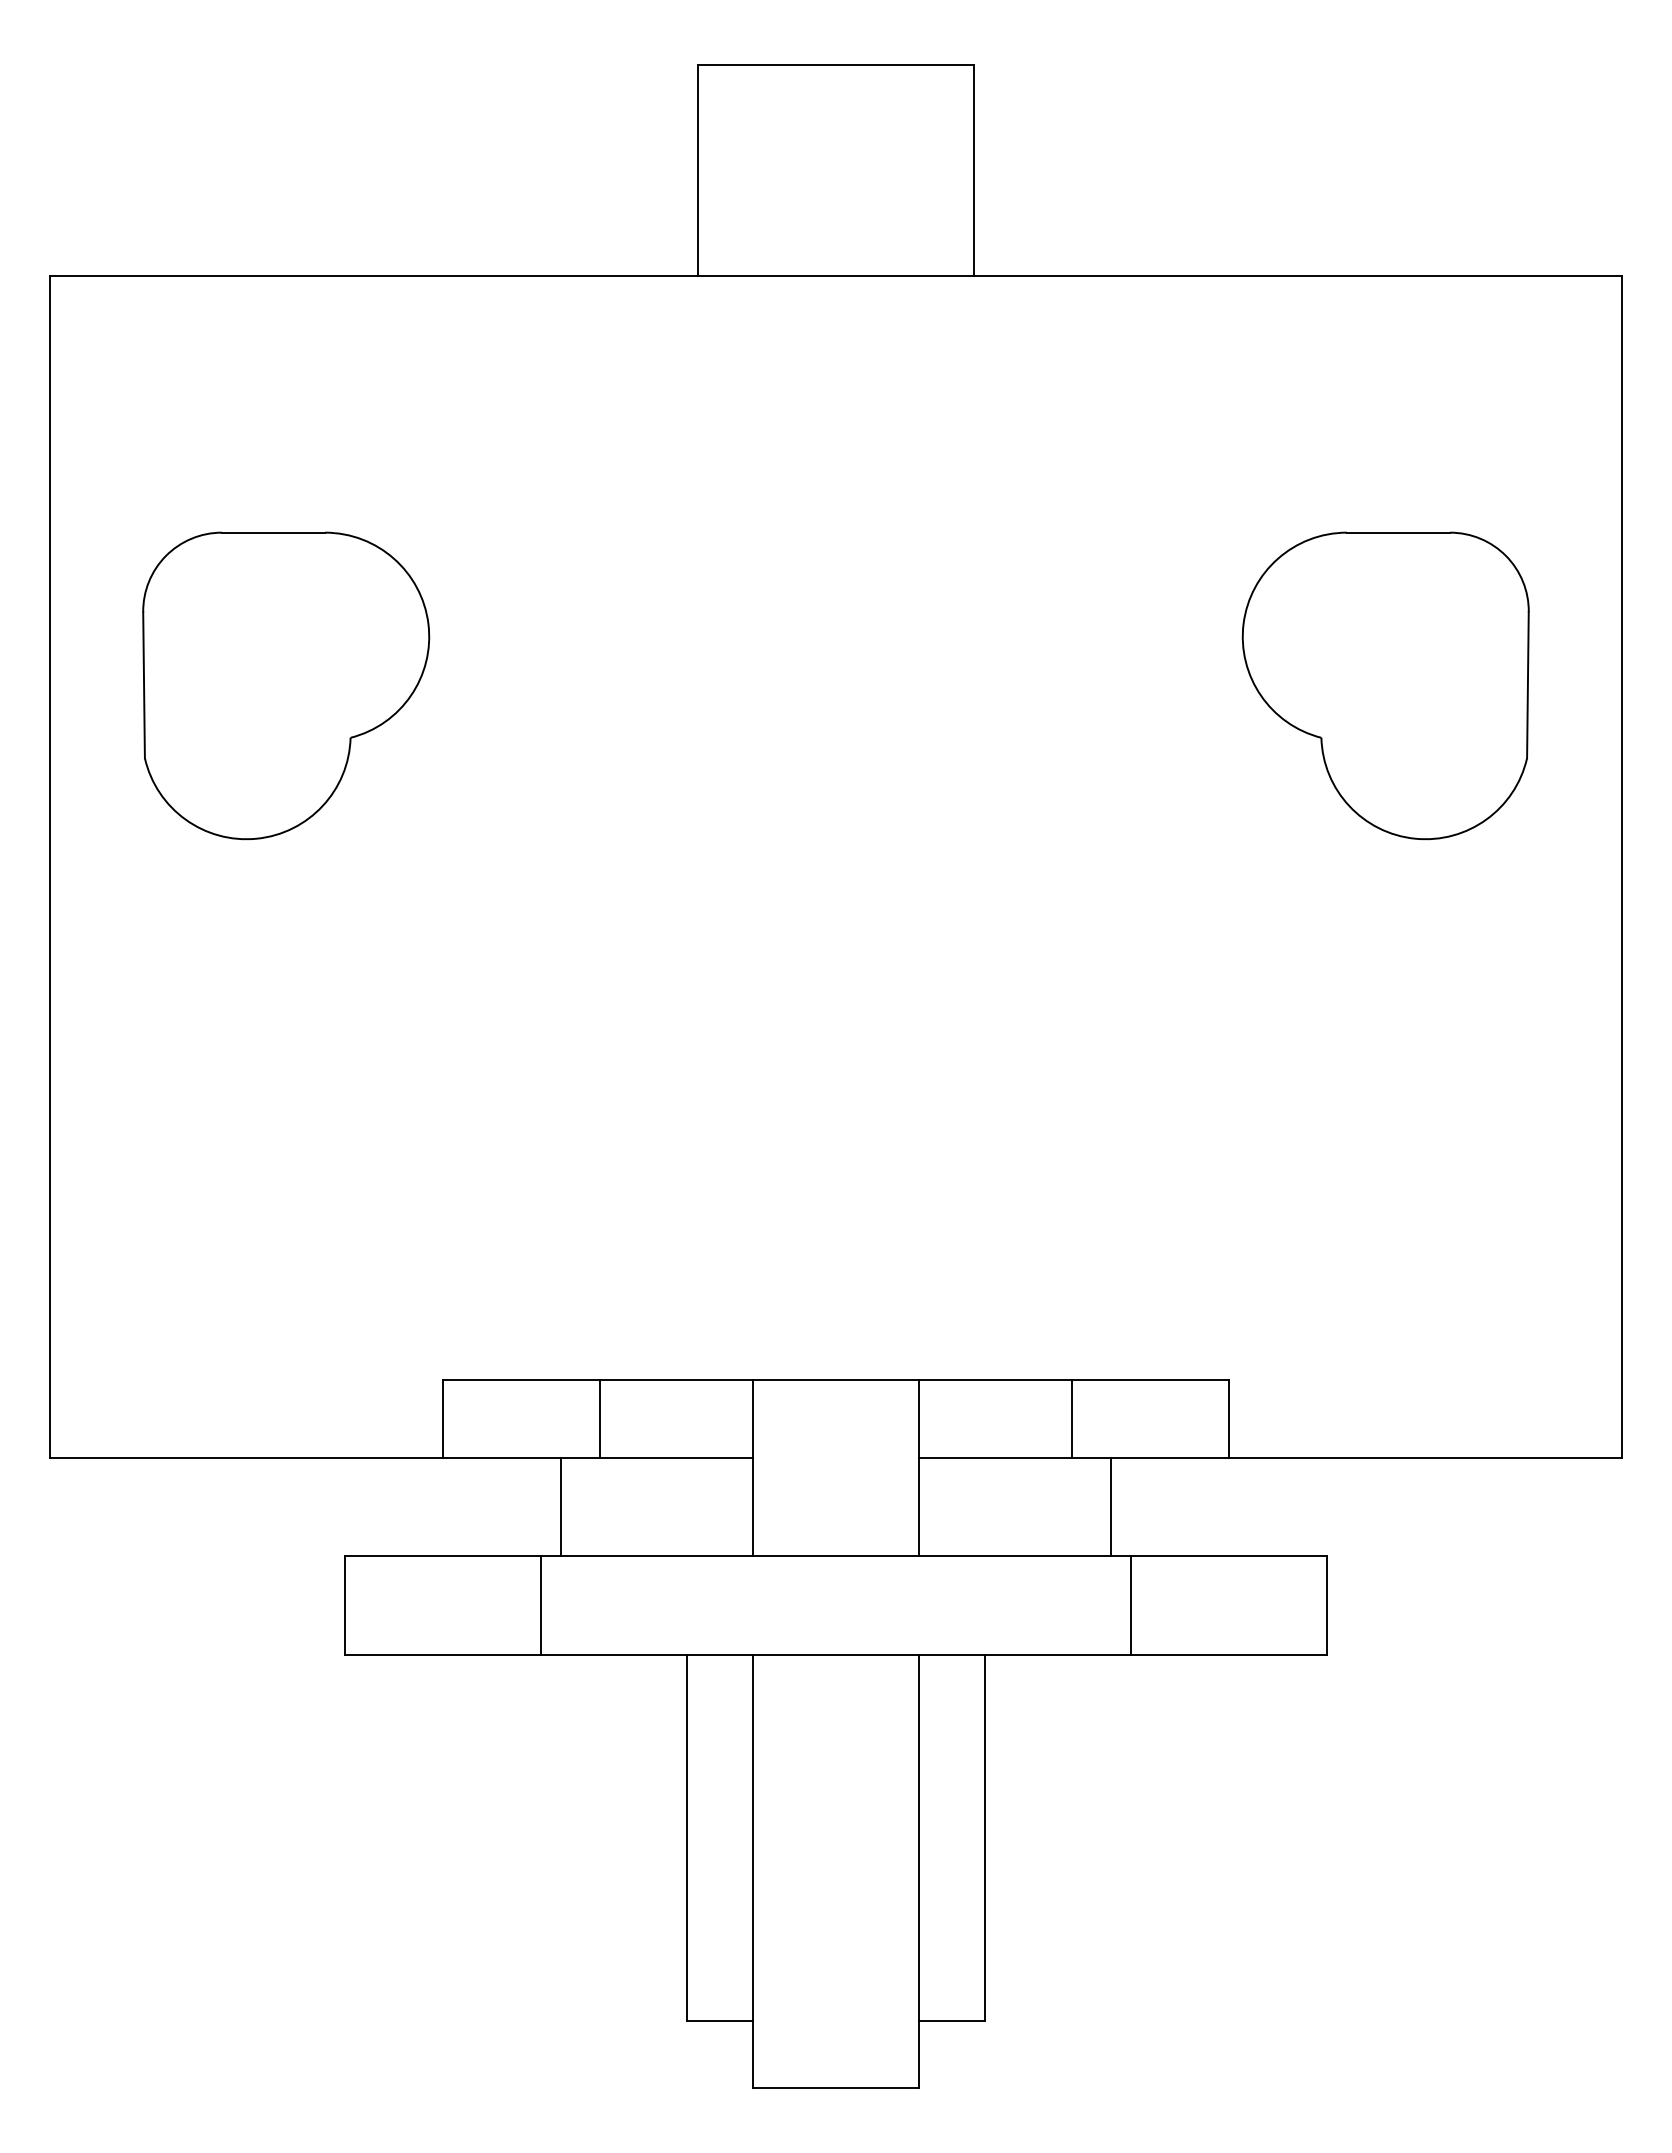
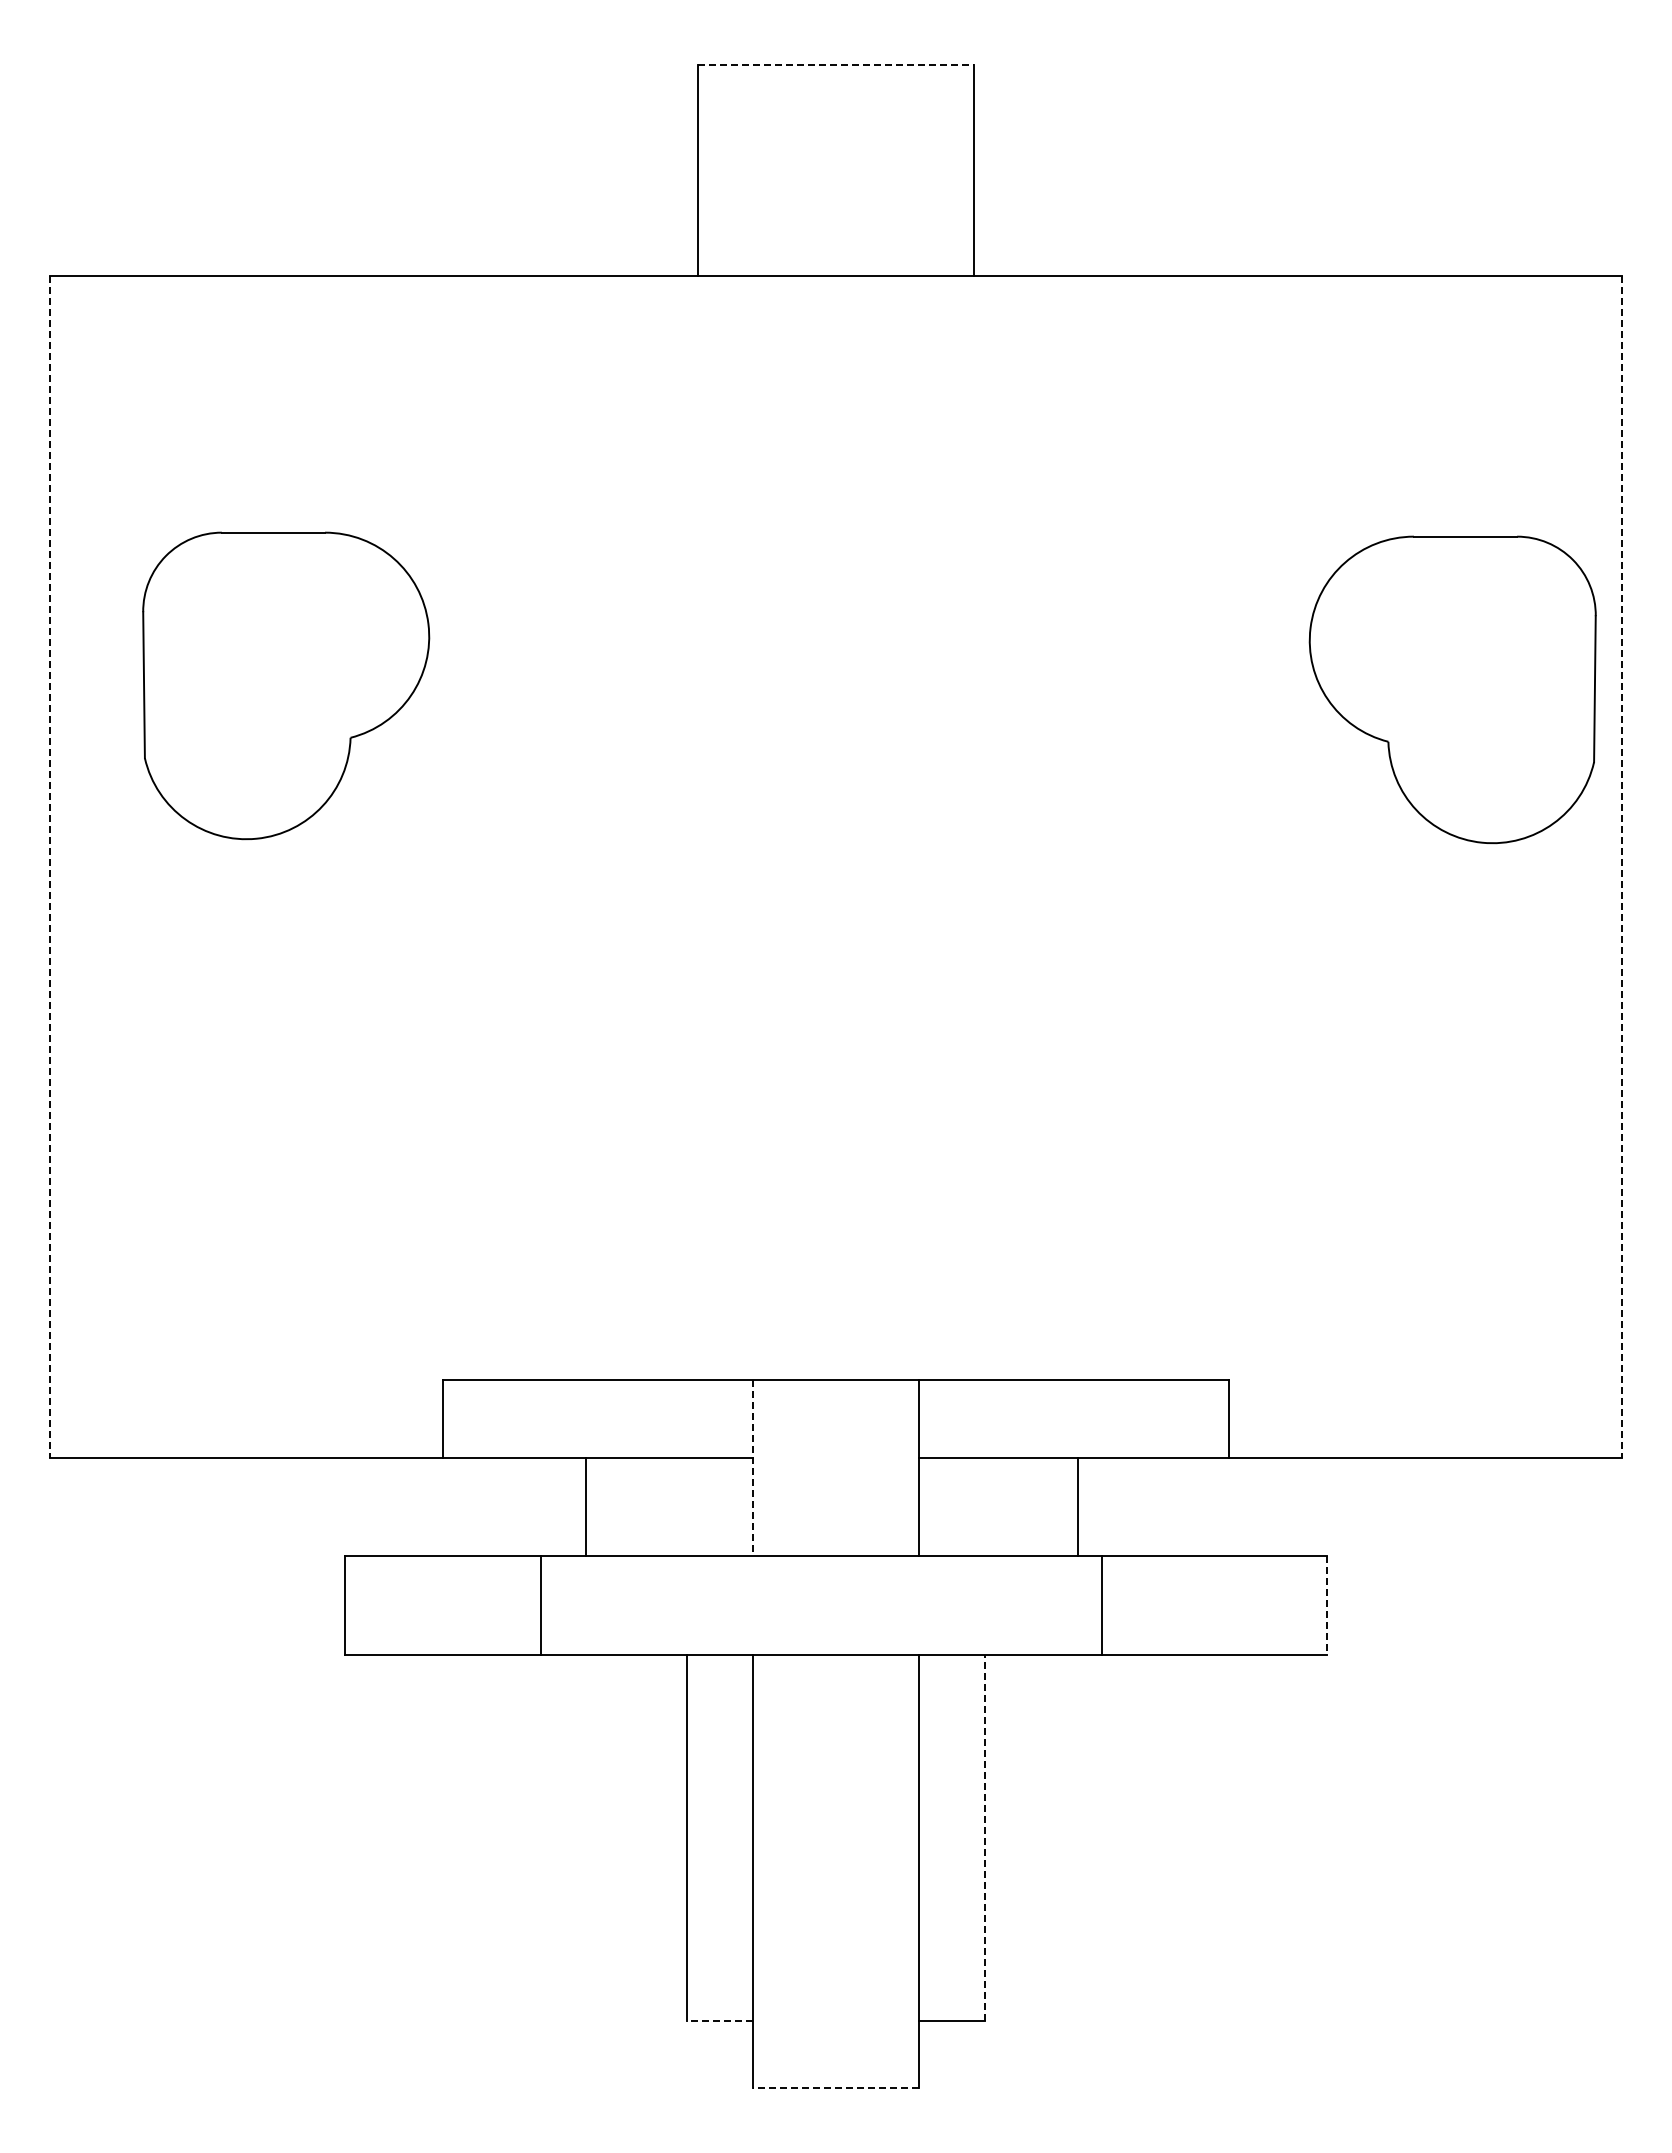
line: solid -> dashed (836, 64)
part position: (1385, 685) -> (1452, 689) (1452, 689)
line: solid -> dashed (49, 867)
line: solid -> dashed (1622, 867)
line: present -> none (600, 1418)
line: present -> none (1071, 1418)
line: solid -> dashed (753, 1468)
line position: (561, 1507) -> (586, 1507) (586, 1507)
line position: (1110, 1507) -> (1077, 1507) (1077, 1507)
line position: (1130, 1605) -> (1101, 1605) (1101, 1605)
line: solid -> dashed (1327, 1606)
line: solid -> dashed (985, 1837)
line: solid -> dashed (719, 2021)
line: solid -> dashed (836, 2088)
